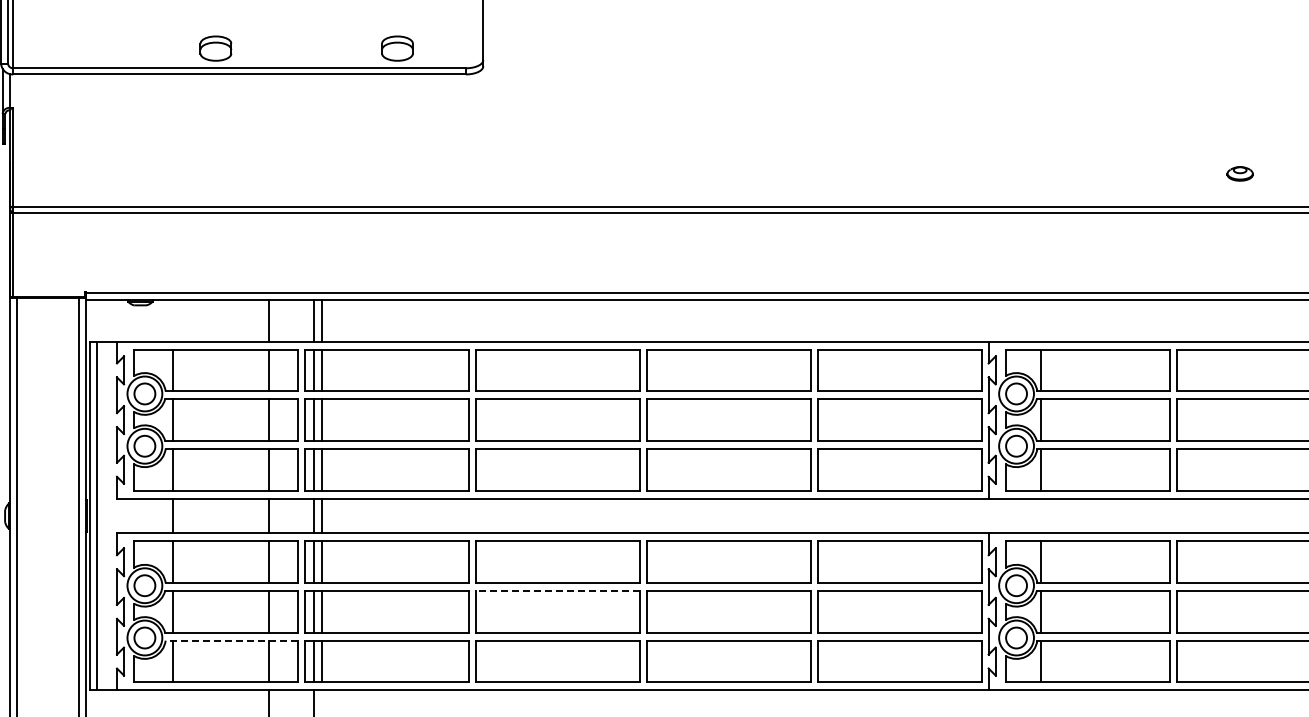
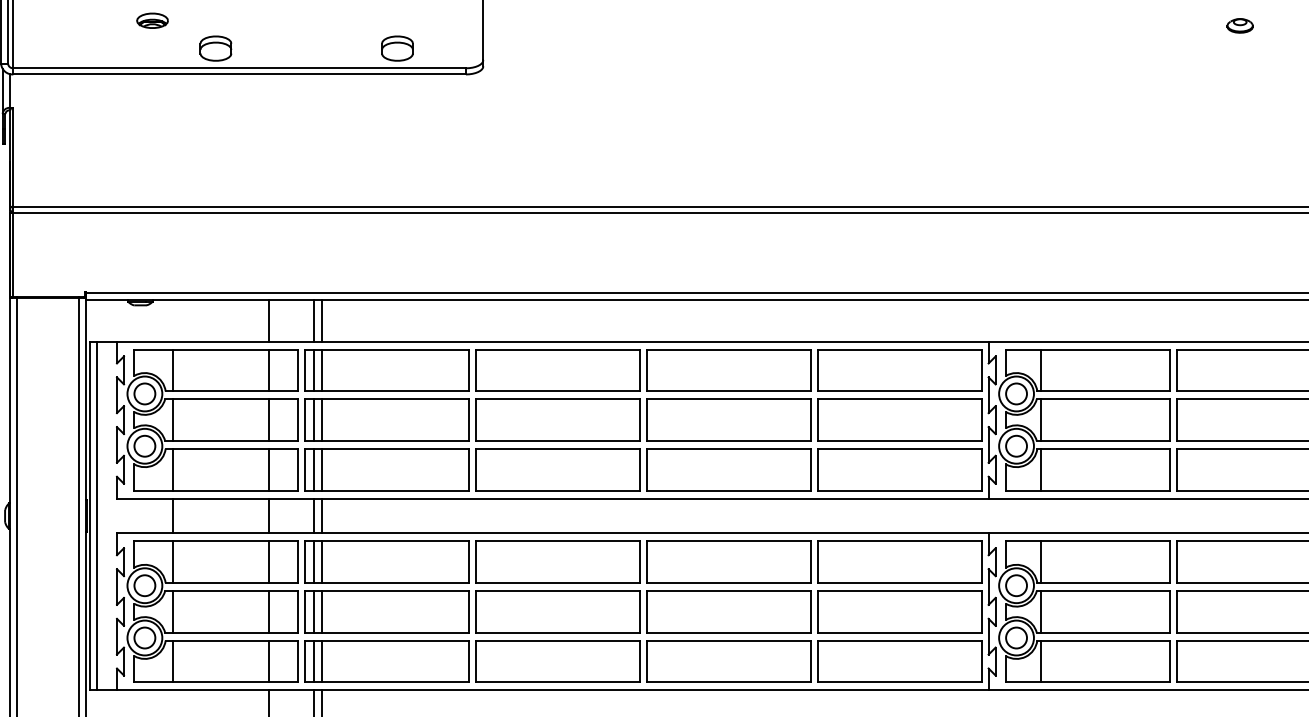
part: none -> present (152, 20)
part position: (1239, 173) -> (1239, 25) (1239, 25)
line: dashed -> solid (558, 590)
line: dashed -> solid (231, 640)
line: none -> present (321, 701)
